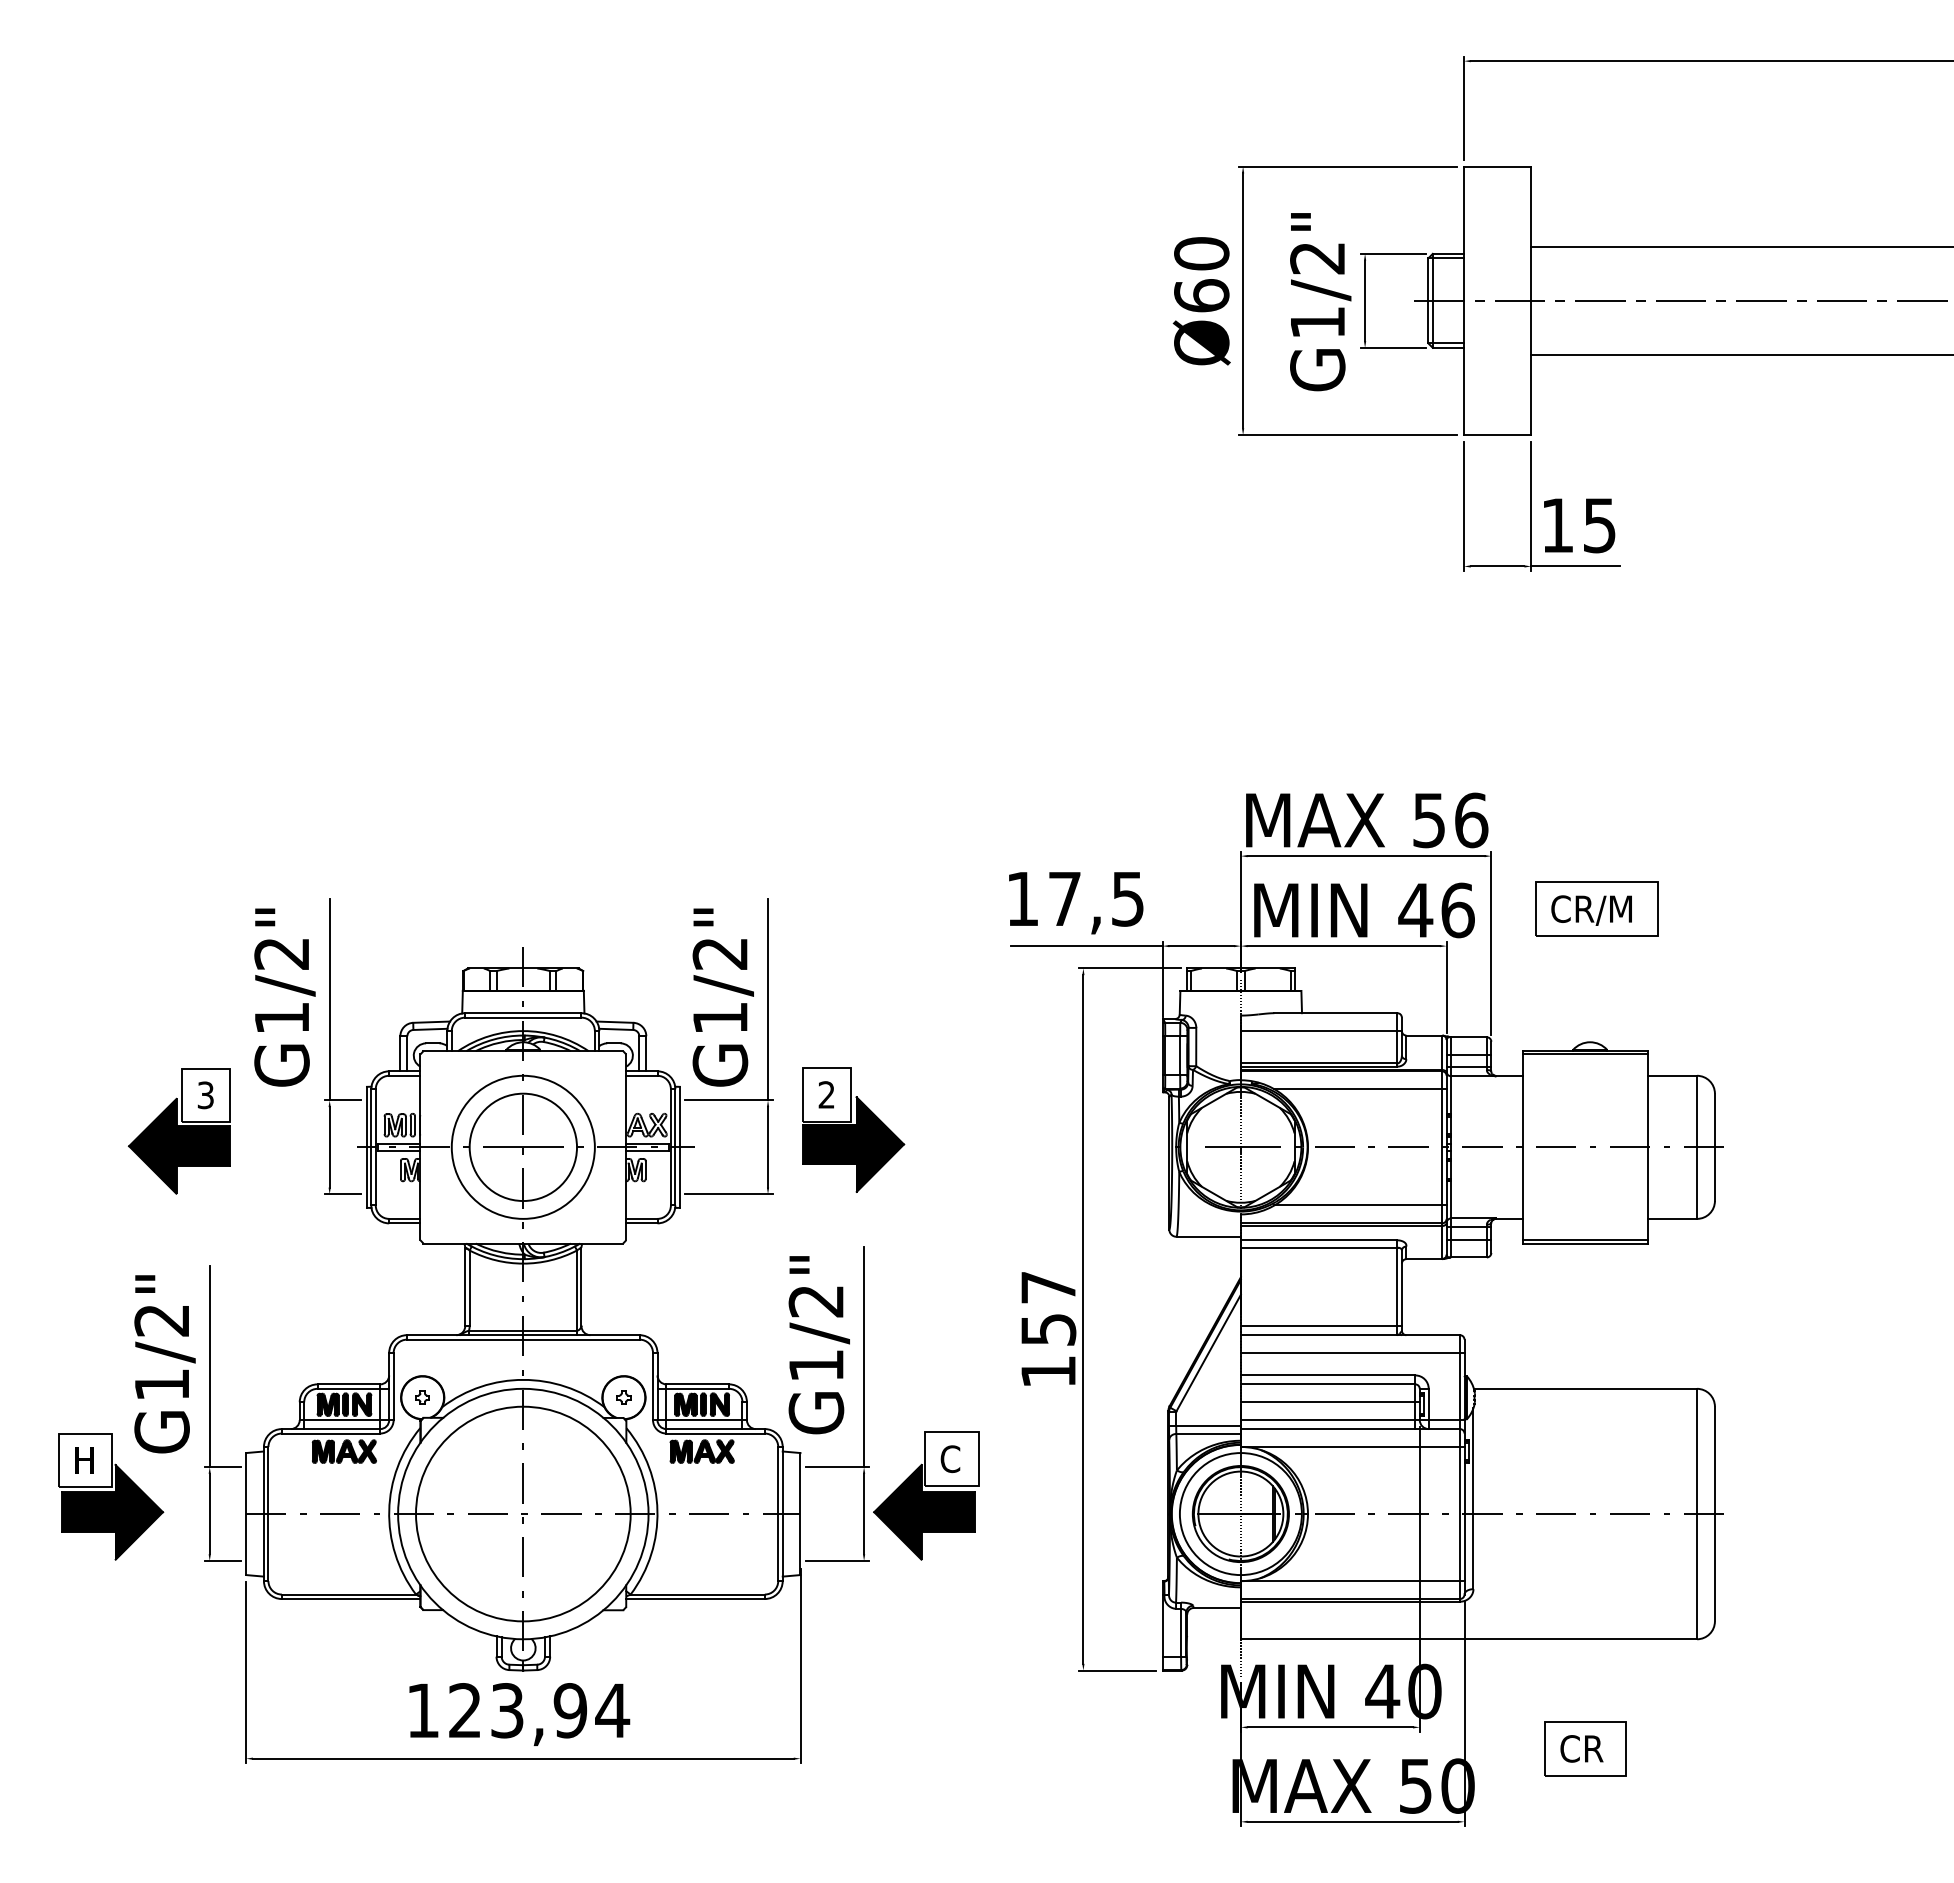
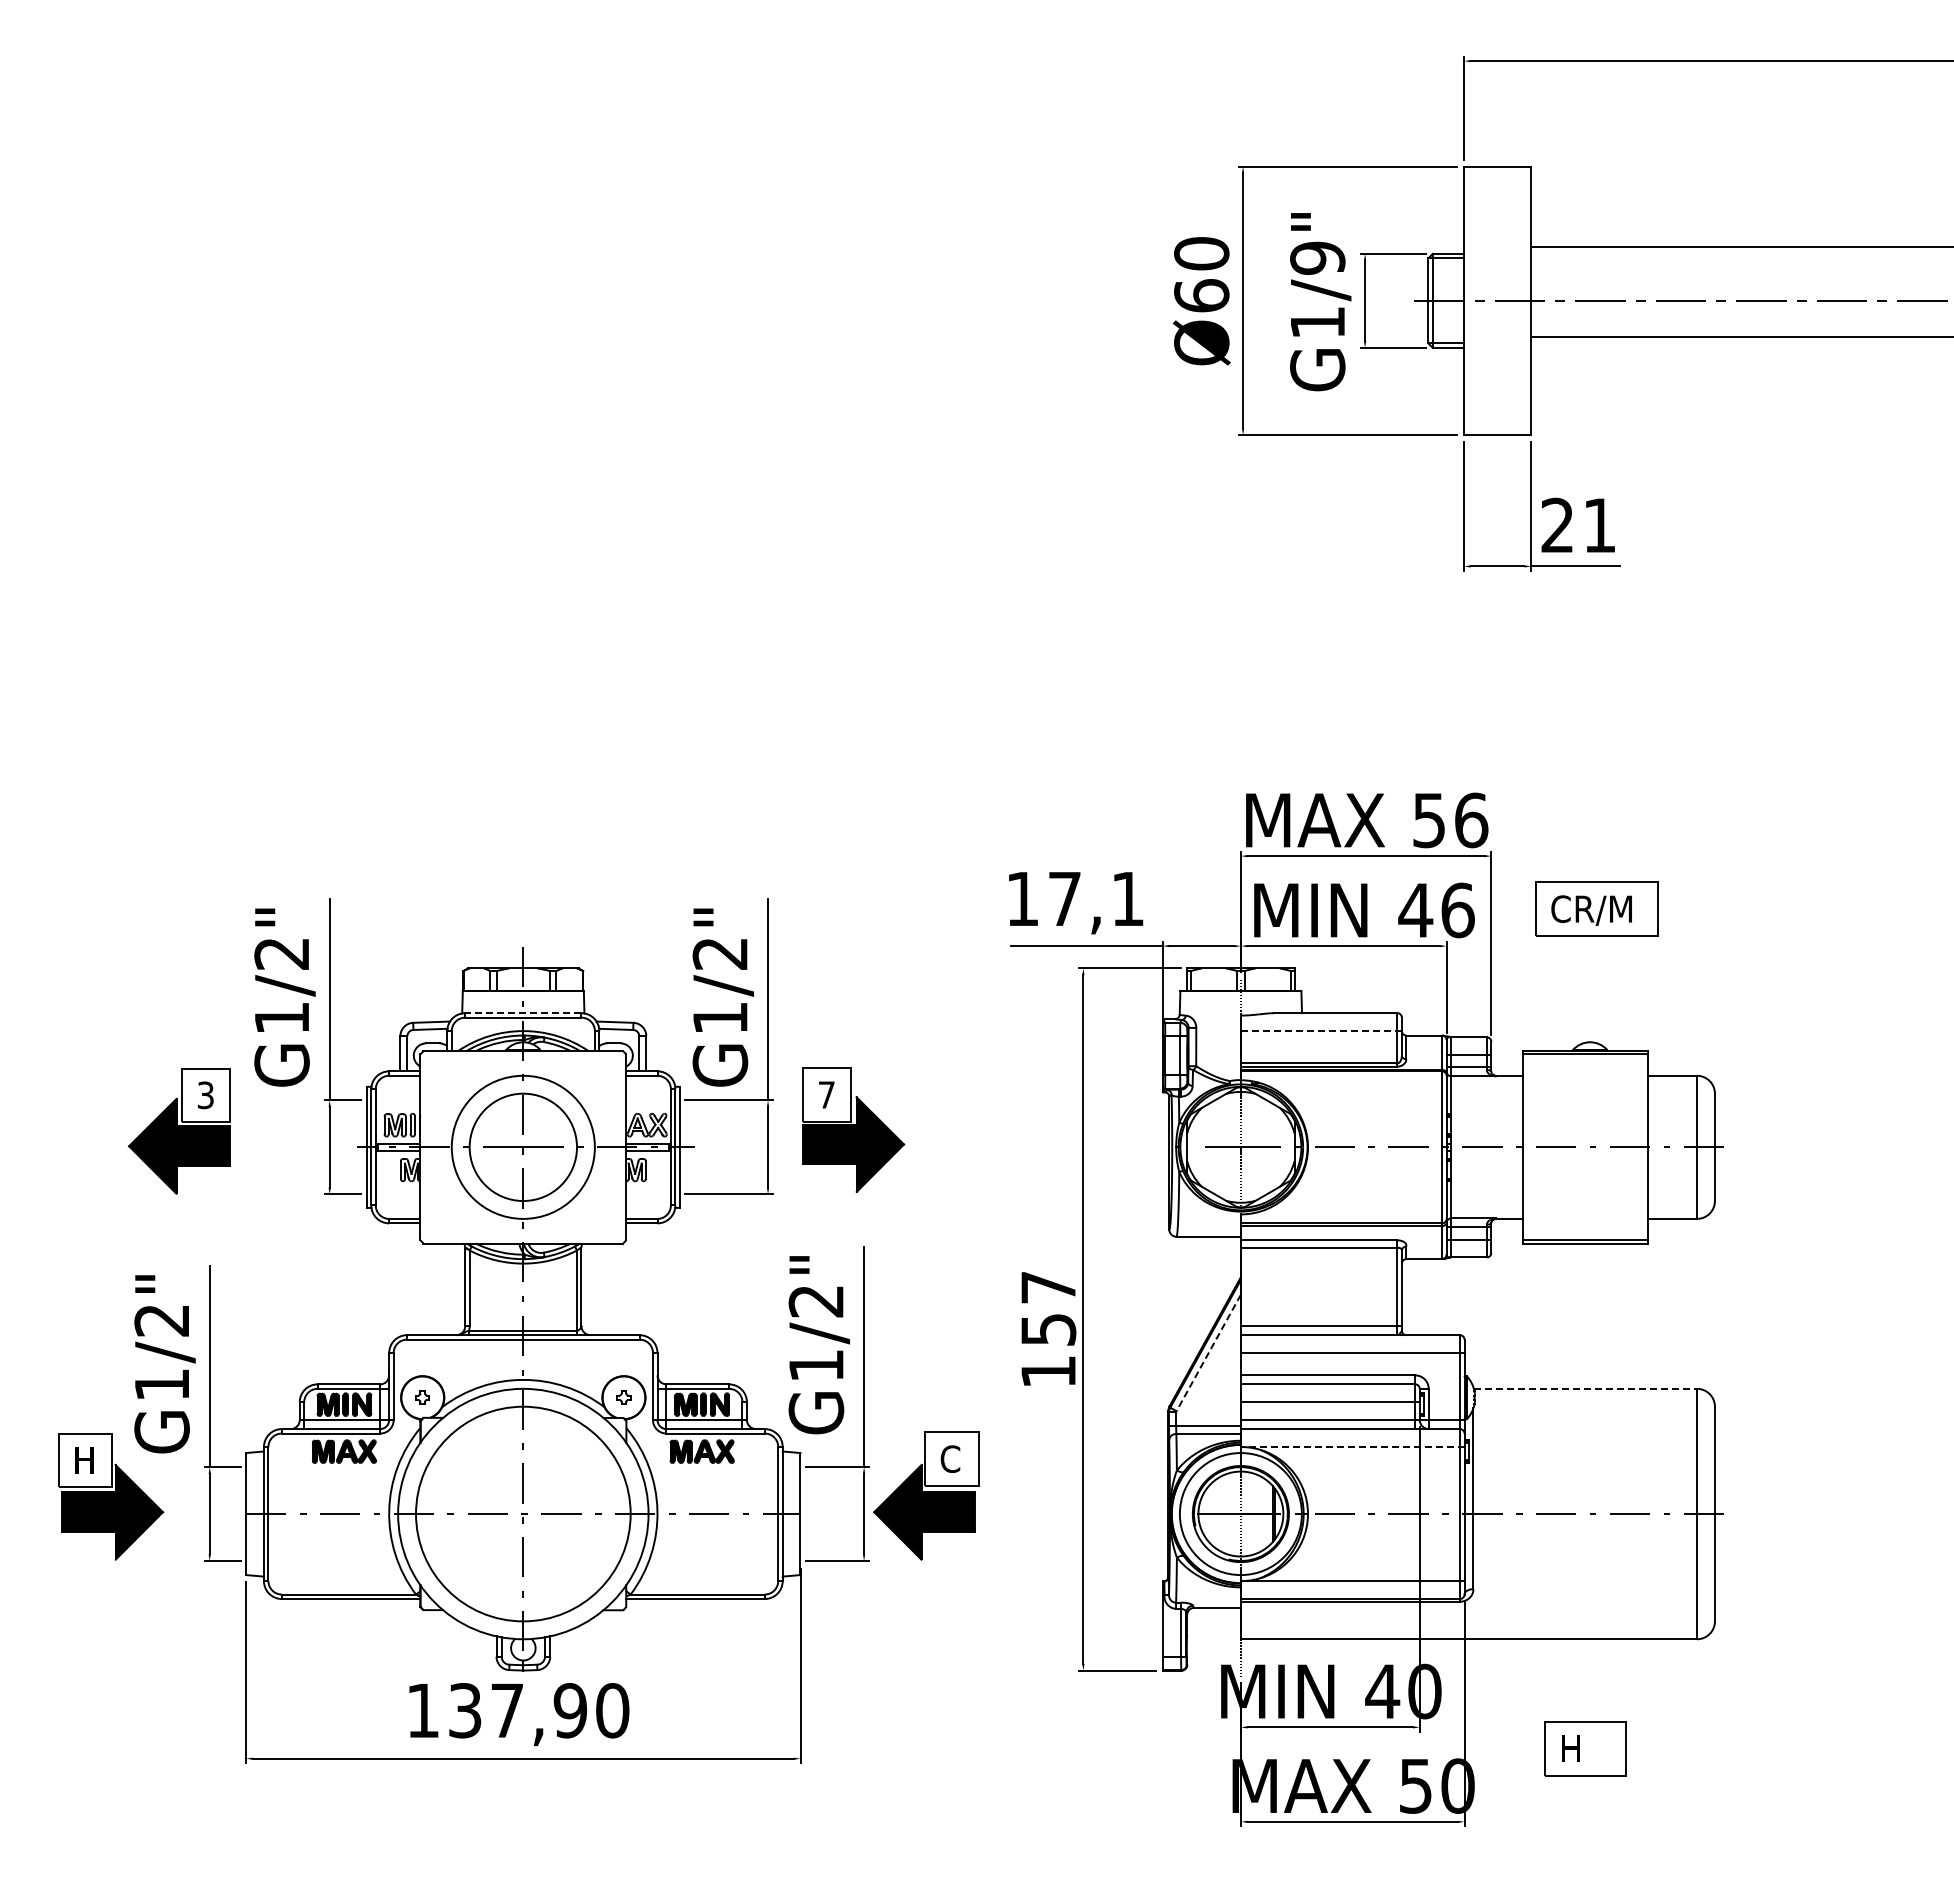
text: G1/2" -> G1/9" (1317, 257)
line position: (1740, 354) -> (1740, 336) (1740, 336)
text: 15 -> 21 (1578, 525)
text: 17,5 -> 17,1 (1127, 899)
line: solid -> dashed (522, 1013)
line: solid -> dashed (1320, 1031)
line: present -> none (1360, 1089)
text: 2 -> 7 (826, 1094)
line: present -> none (1360, 1205)
line: solid -> dashed (1208, 1352)
line: solid -> dashed (1585, 1388)
line: solid -> dashed (1352, 1446)
text: 123,94 -> 137,90 (539, 1710)
text: CR -> H (1581, 1748)
